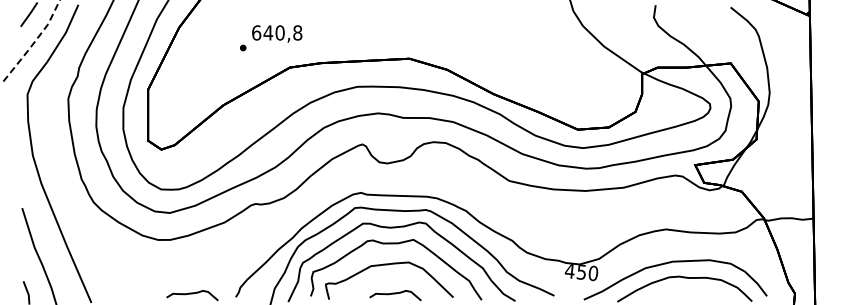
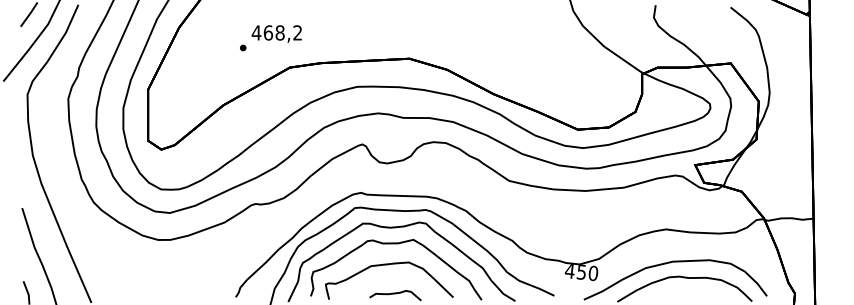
text: 640,8 -> 468,2 (276, 32)
line: dashed -> solid (34, 42)
curve: present -> none (192, 294)
